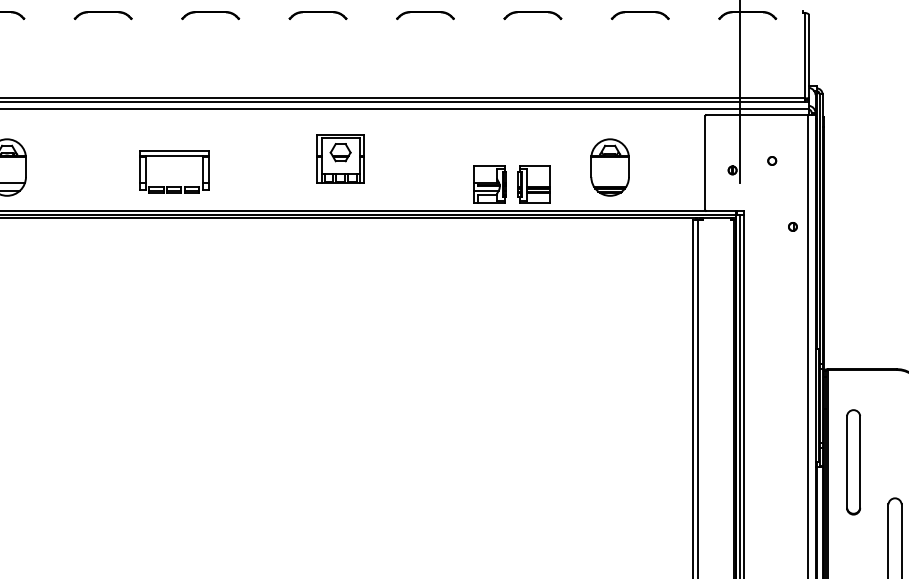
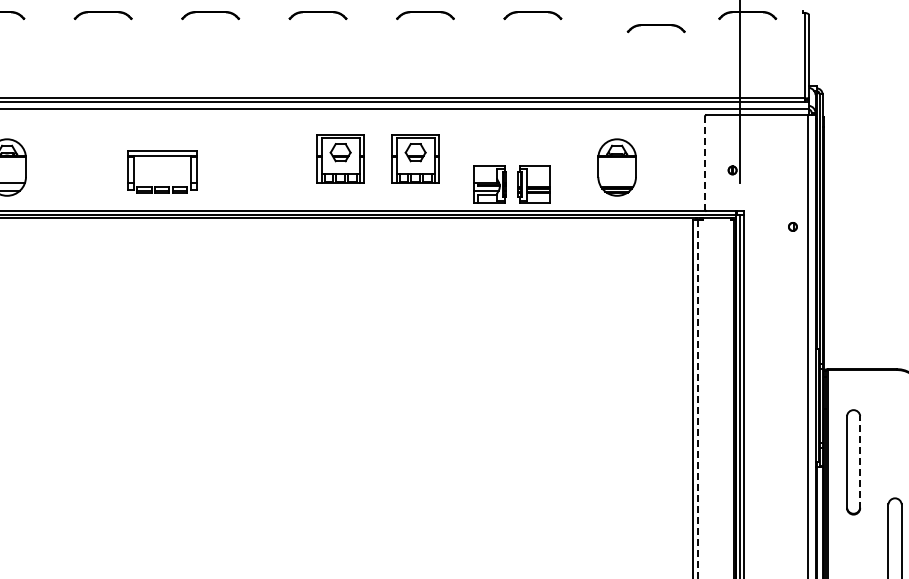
part position: (639, 15) -> (655, 28) (655, 28)
part position: (174, 156) -> (162, 156) (162, 156)
part: none -> present (415, 158)
part: present -> none (772, 160)
line: solid -> dashed (705, 163)
part position: (609, 167) -> (616, 167) (616, 167)
line: solid -> dashed (697, 399)
line: solid -> dashed (860, 461)
